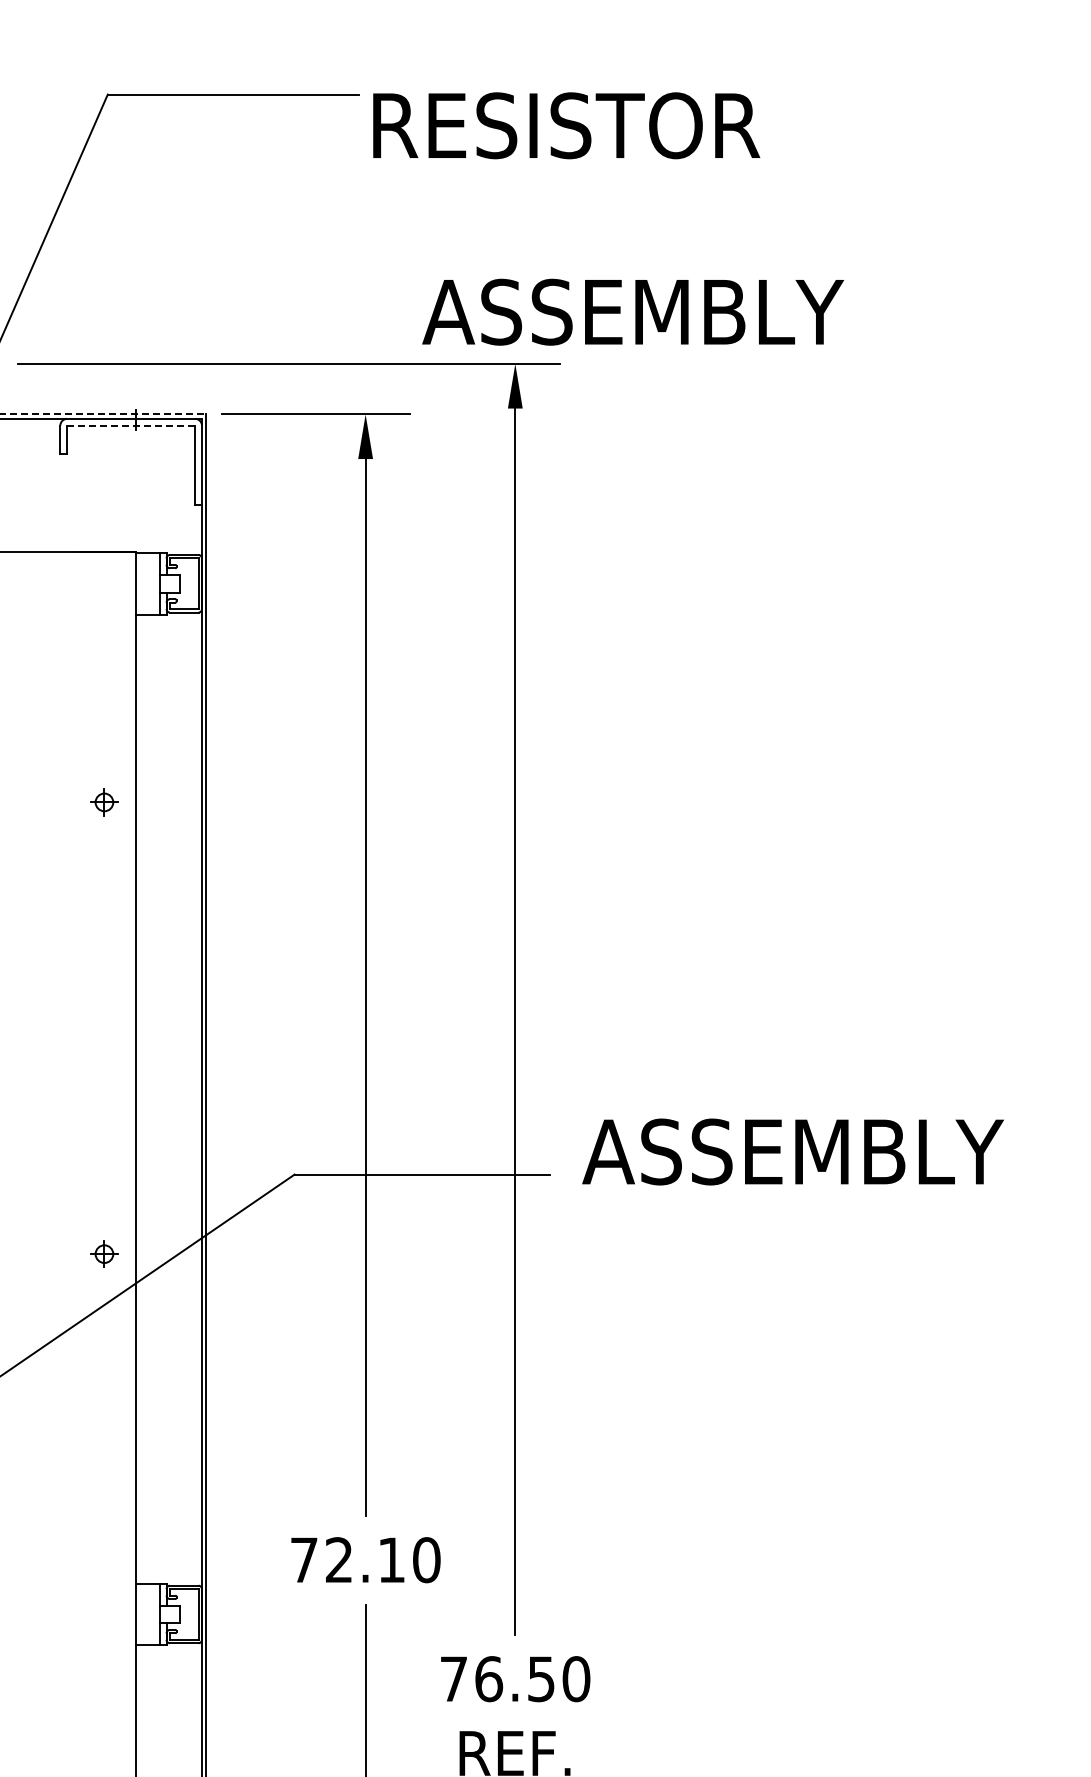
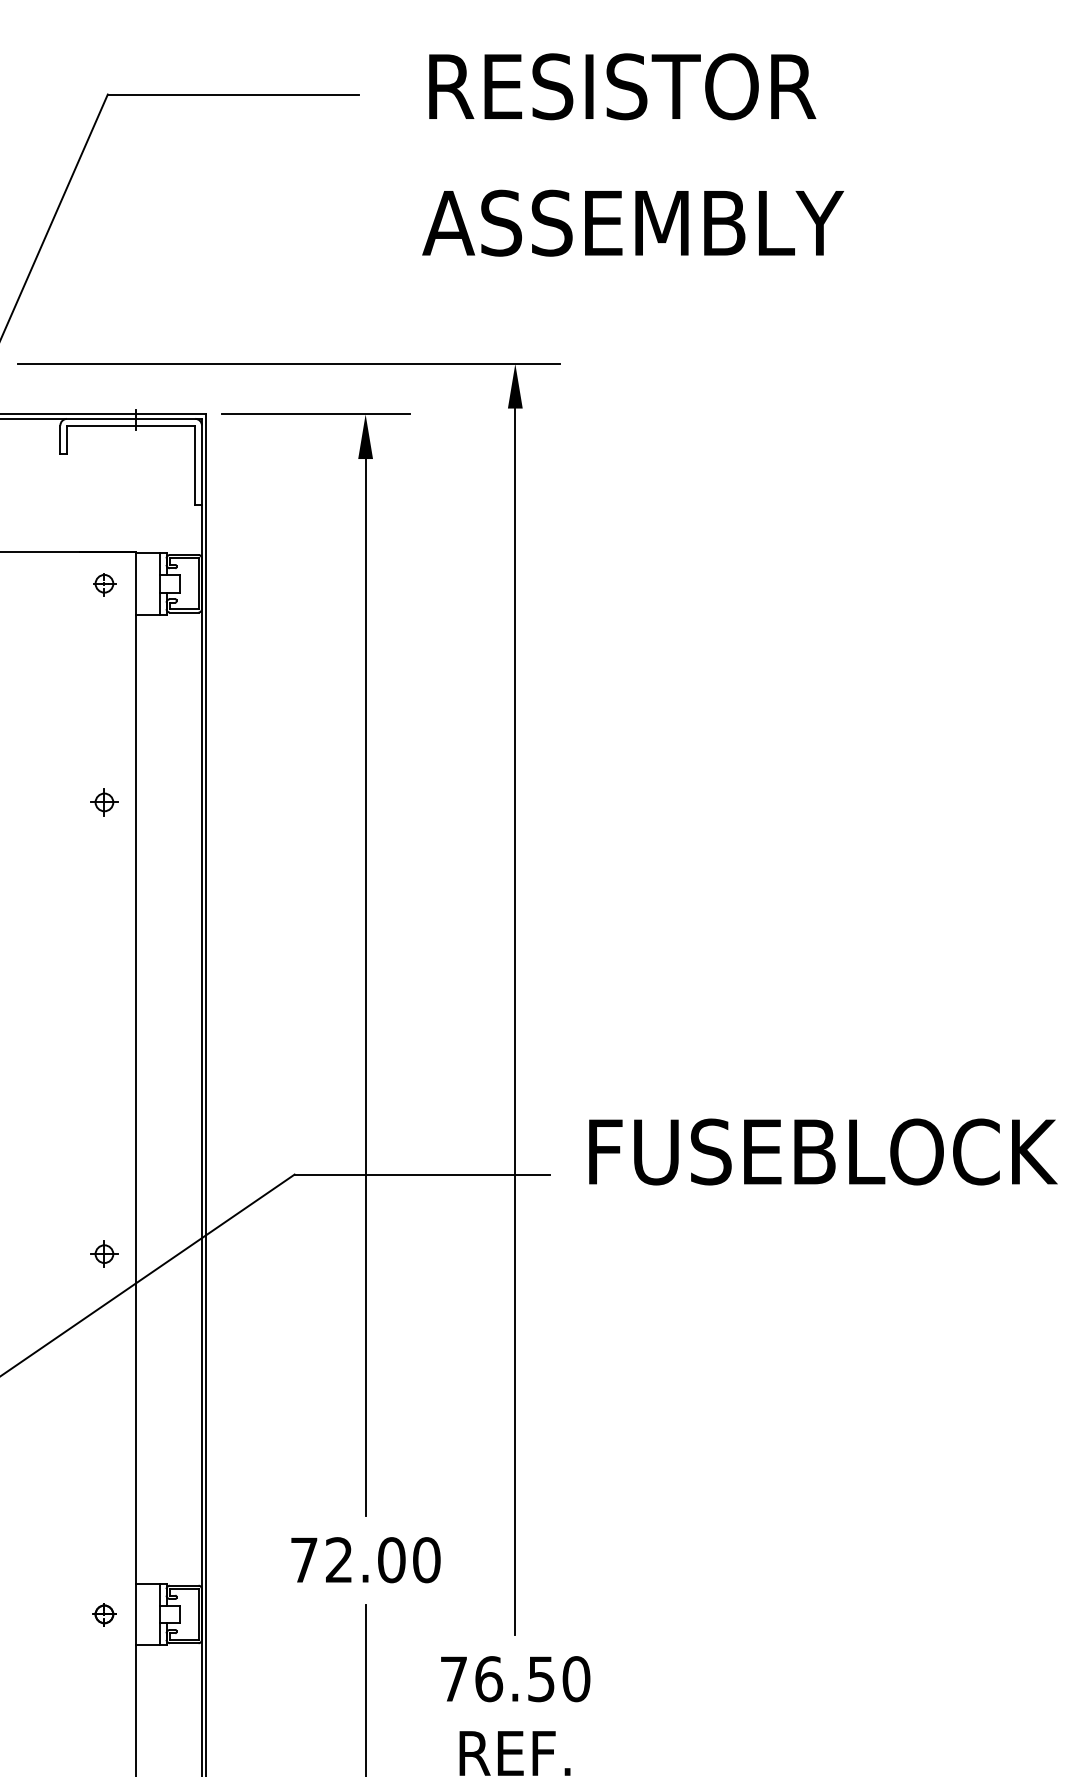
text position: (566, 125) -> (622, 86) (622, 86)
text position: (632, 311) -> (632, 222) (632, 222)
line: dashed -> solid (103, 414)
line: dashed -> solid (130, 425)
part: none -> present (104, 584)
text: ASSEMBLY -> FUSEBLOCK (819, 1151)
text: 72.10 -> 72.00 (391, 1560)
part: none -> present (104, 1614)
